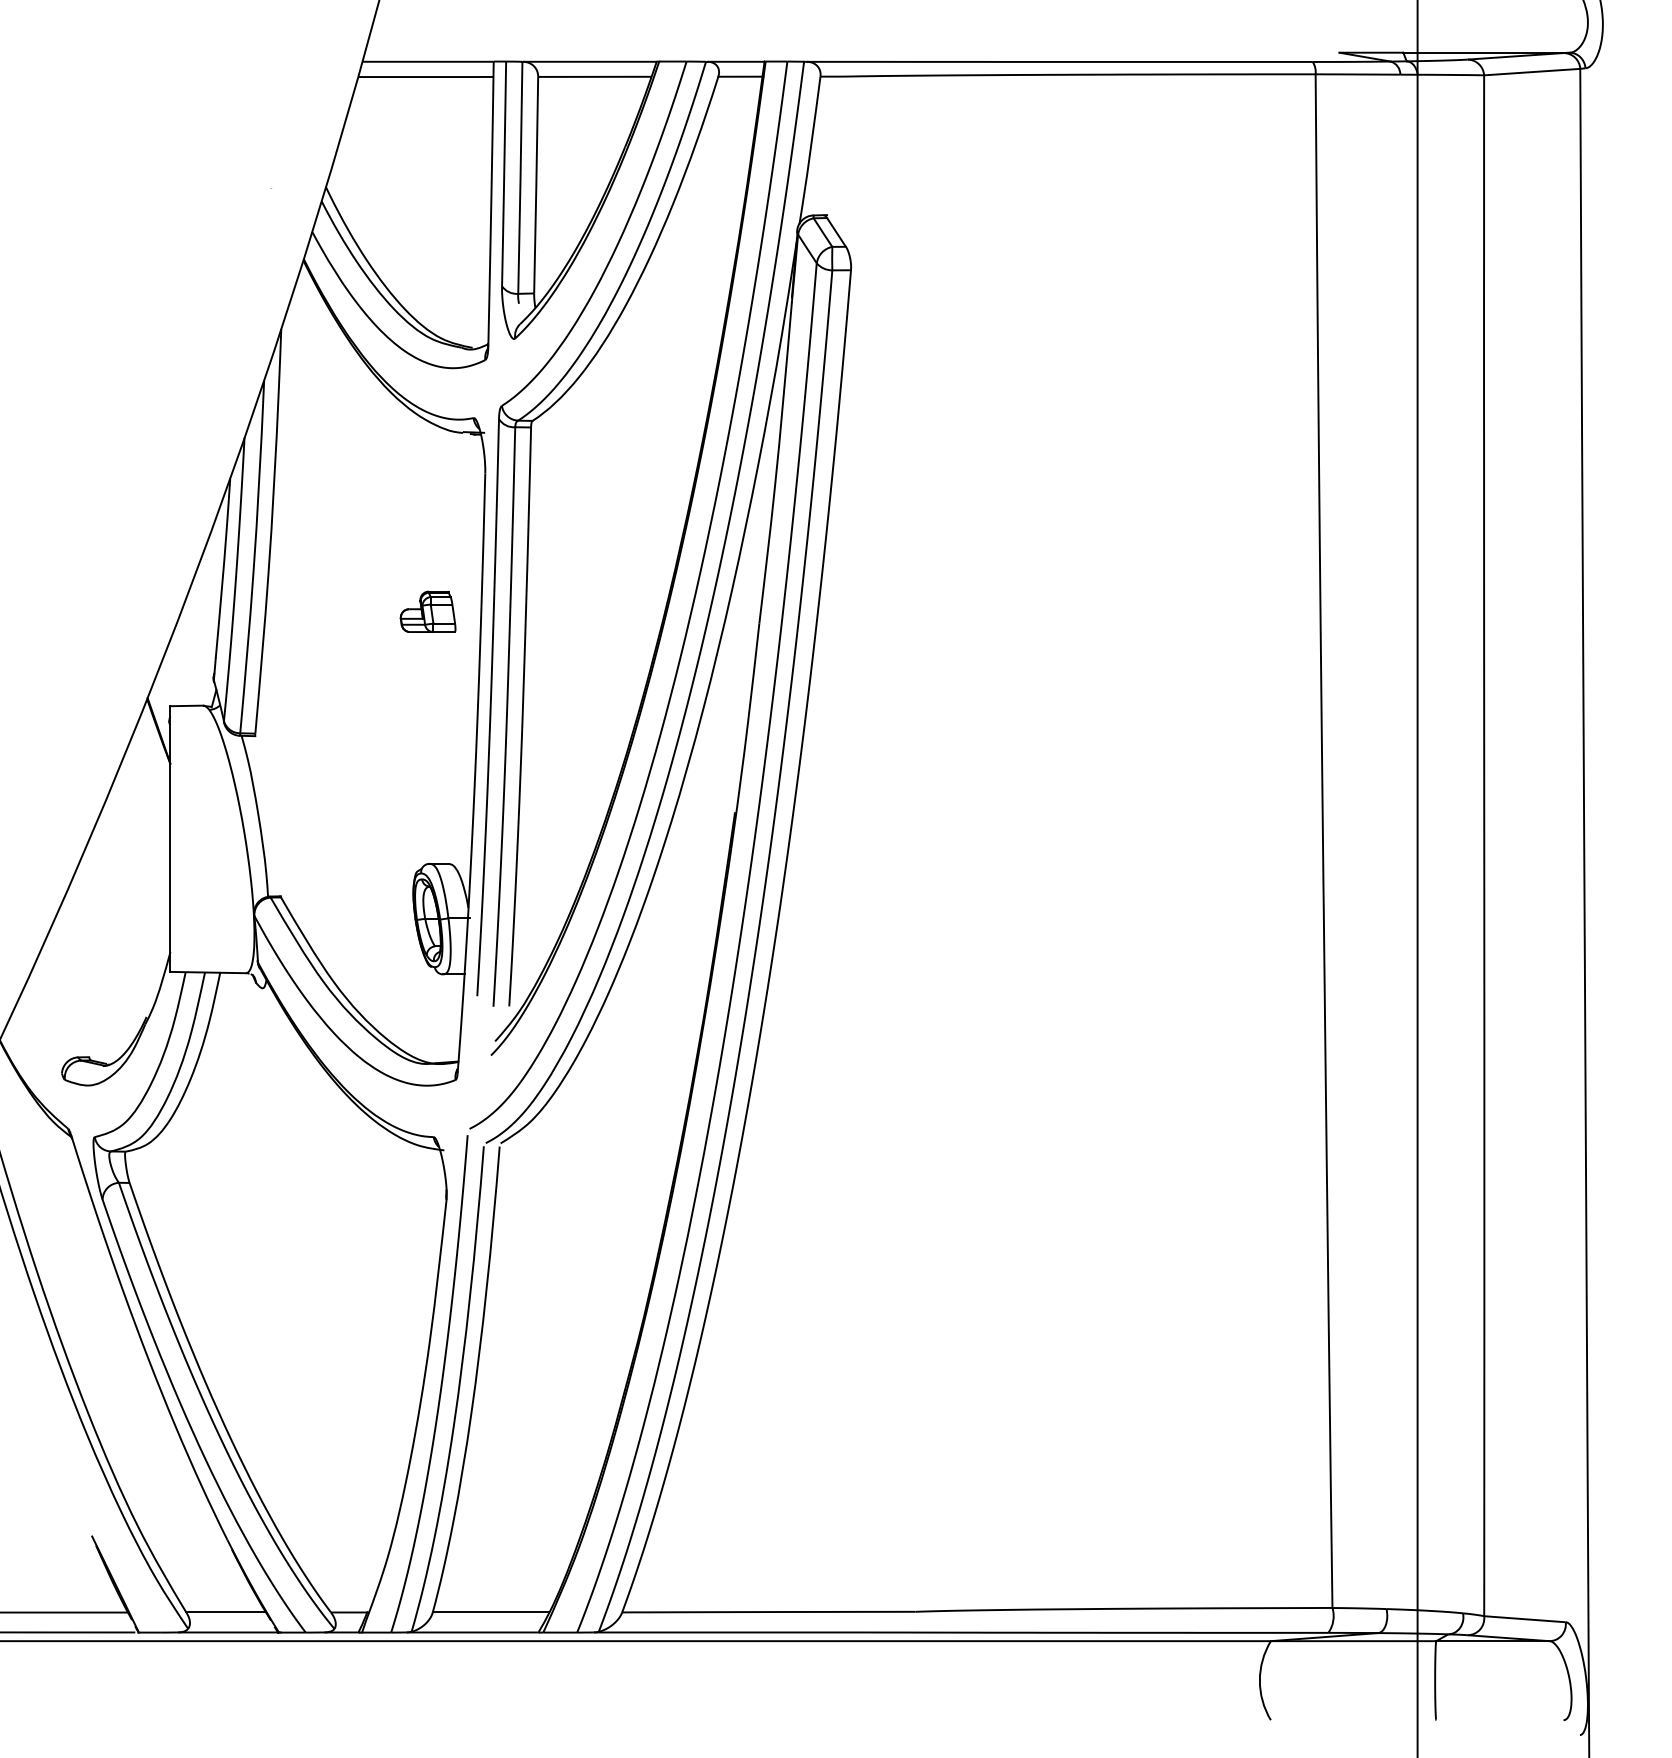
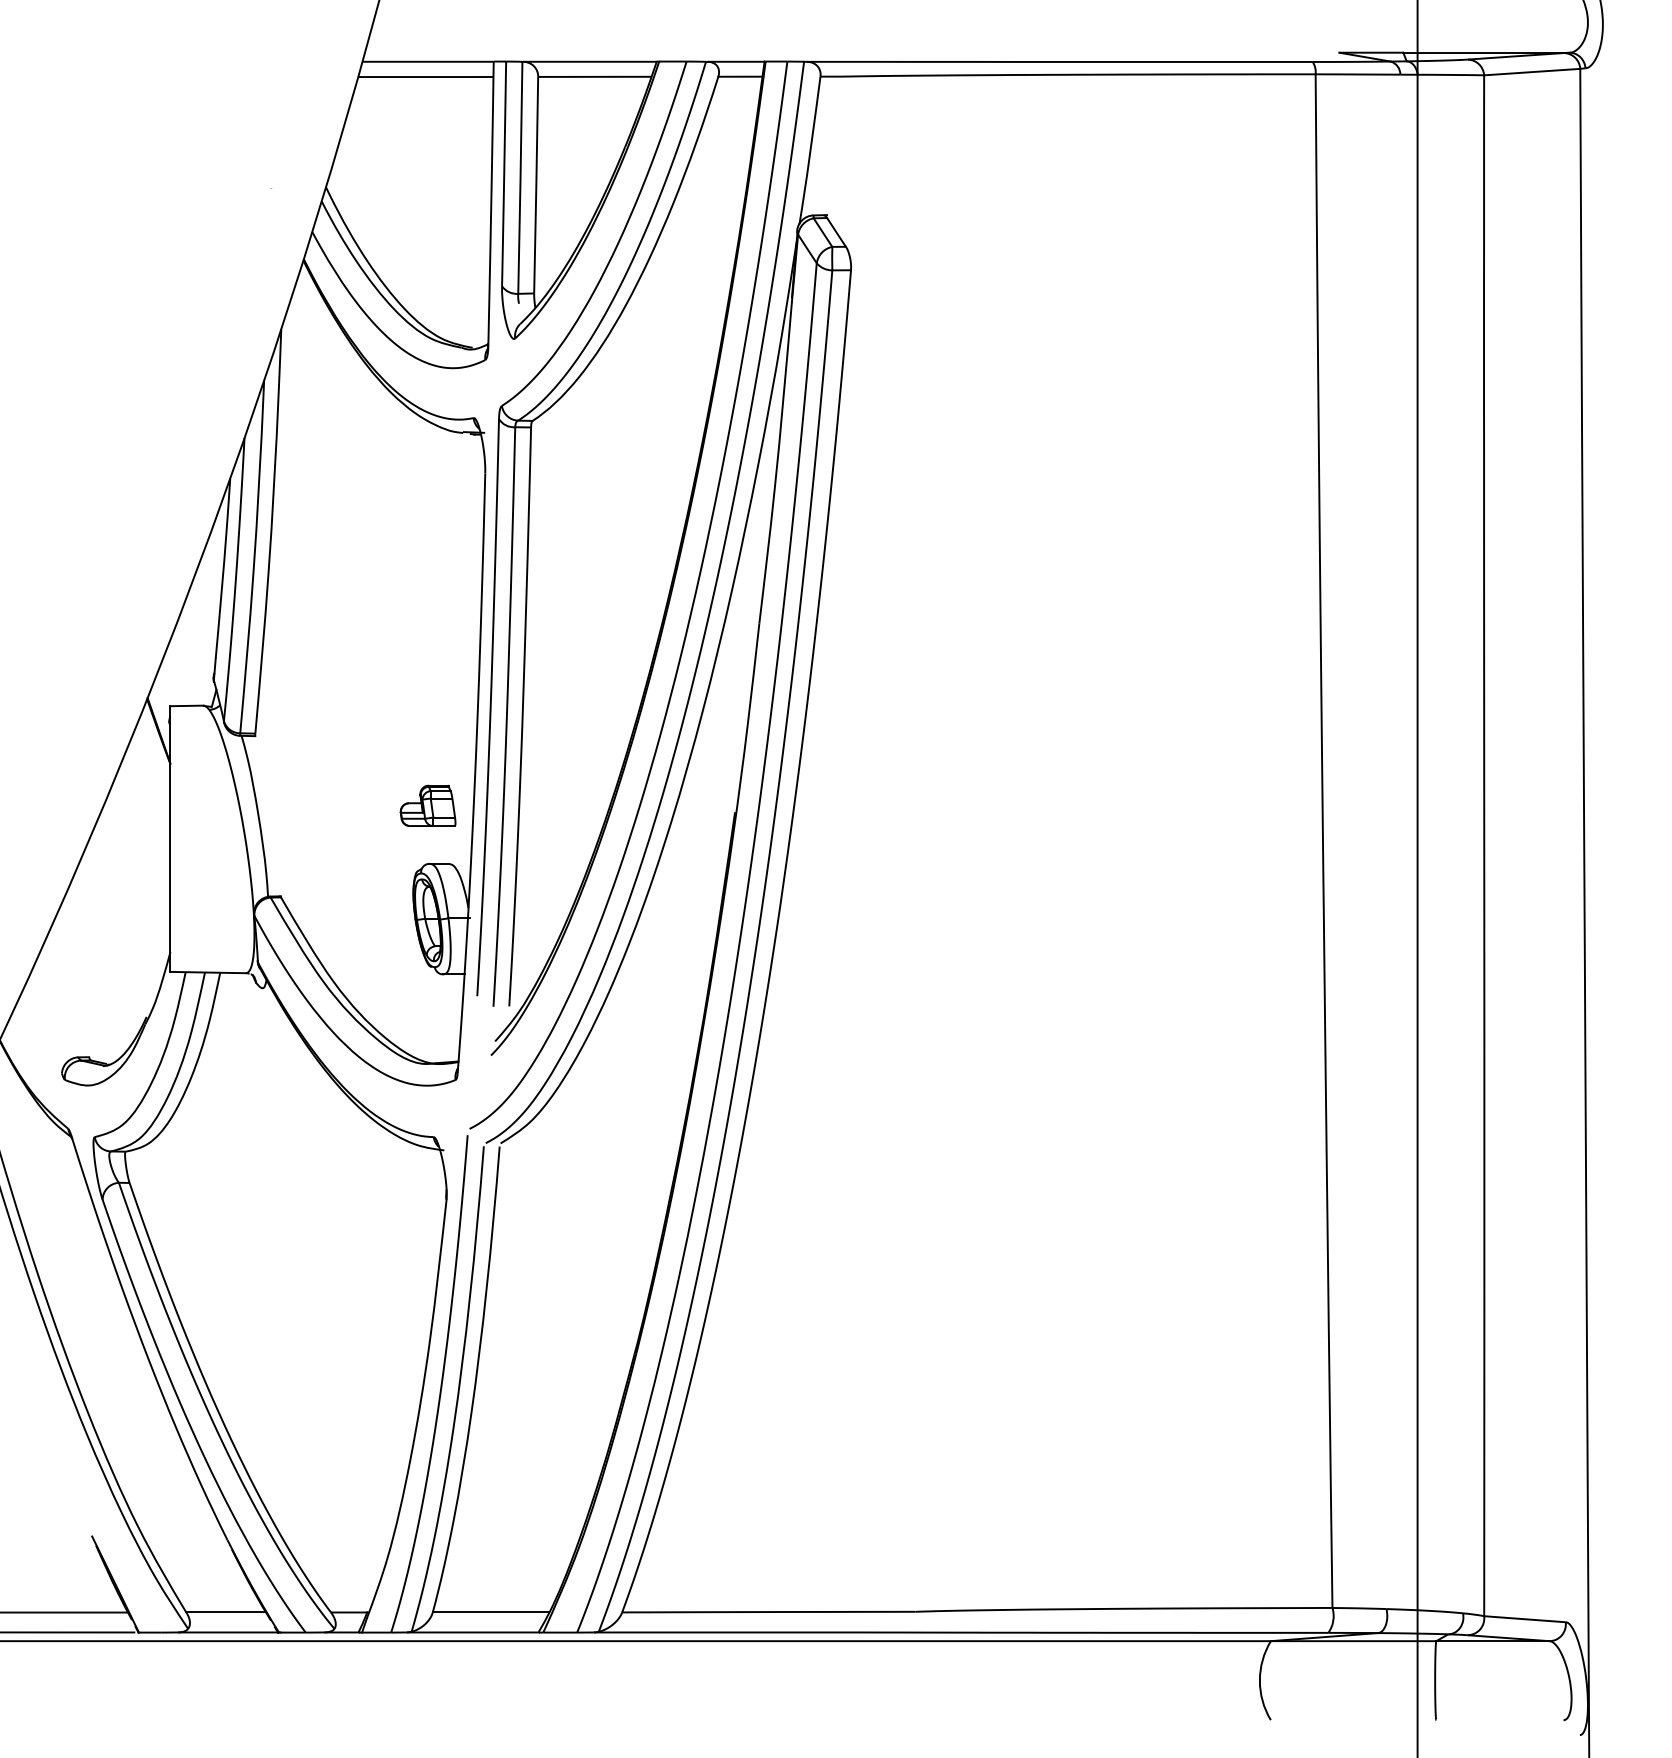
part position: (427, 611) -> (427, 805) (427, 805)
